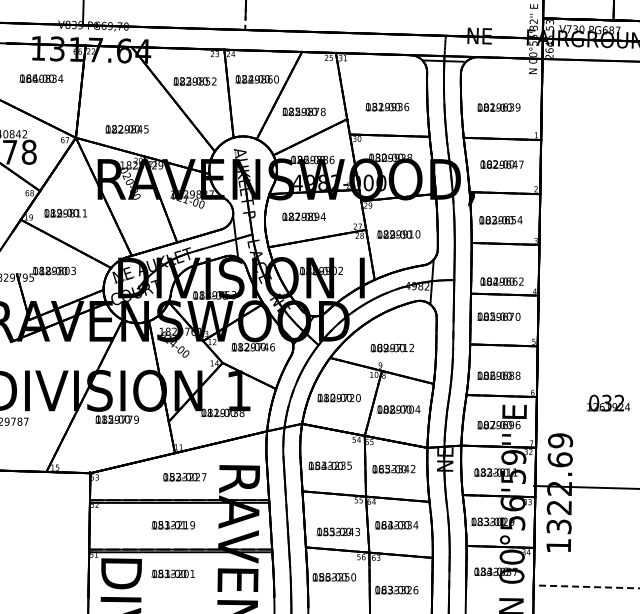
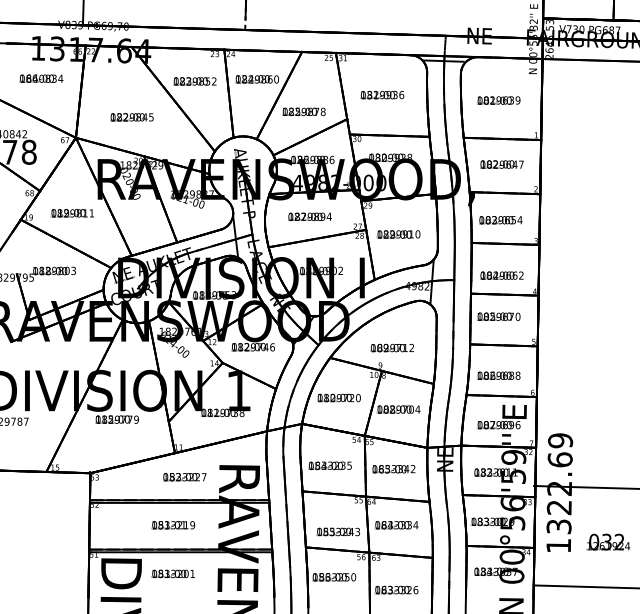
text position: (387, 106) -> (382, 94) (382, 94)
text position: (498, 107) -> (498, 100) (498, 100)
text position: (126, 129) -> (131, 117) (131, 117)
text position: (64, 213) -> (71, 213) (71, 213)
text position: (303, 216) -> (309, 216) (309, 216)
text position: (501, 281) -> (501, 275) (501, 275)
text position: (608, 402) -> (608, 541) (608, 541)
line: dashed -> solid (586, 586)
